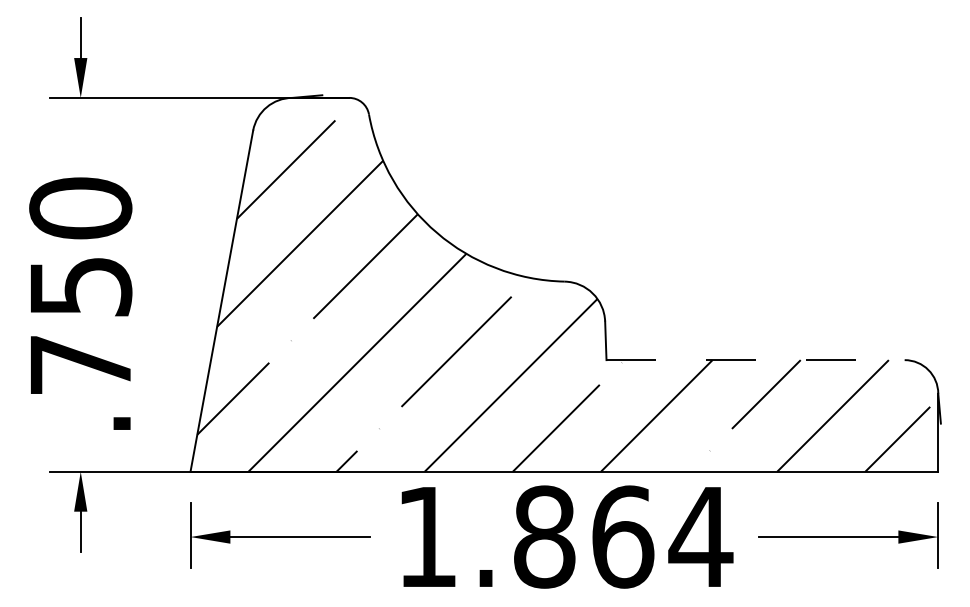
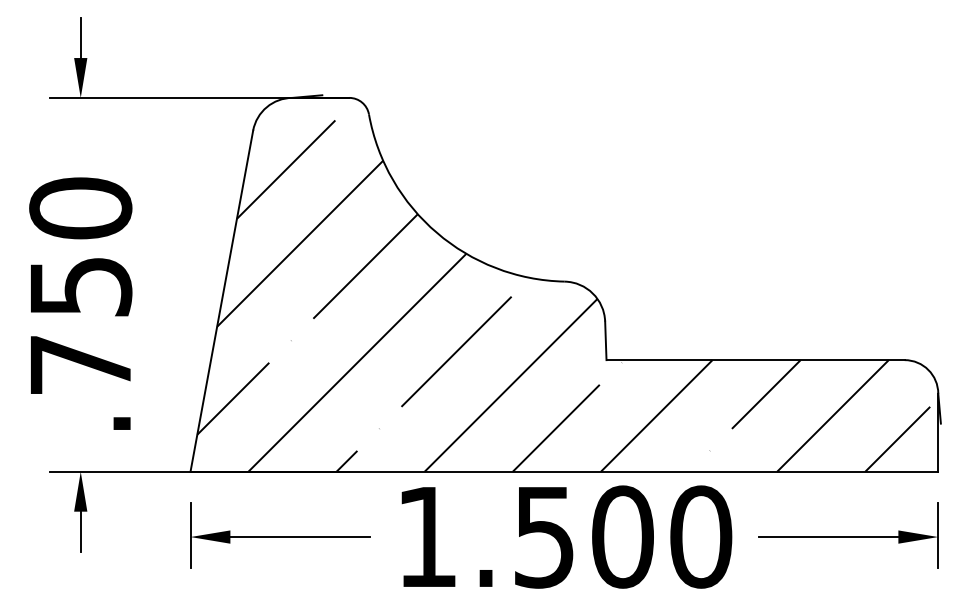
line: dashed -> solid (756, 360)
text: 1.864 -> 1.500 (623, 536)
